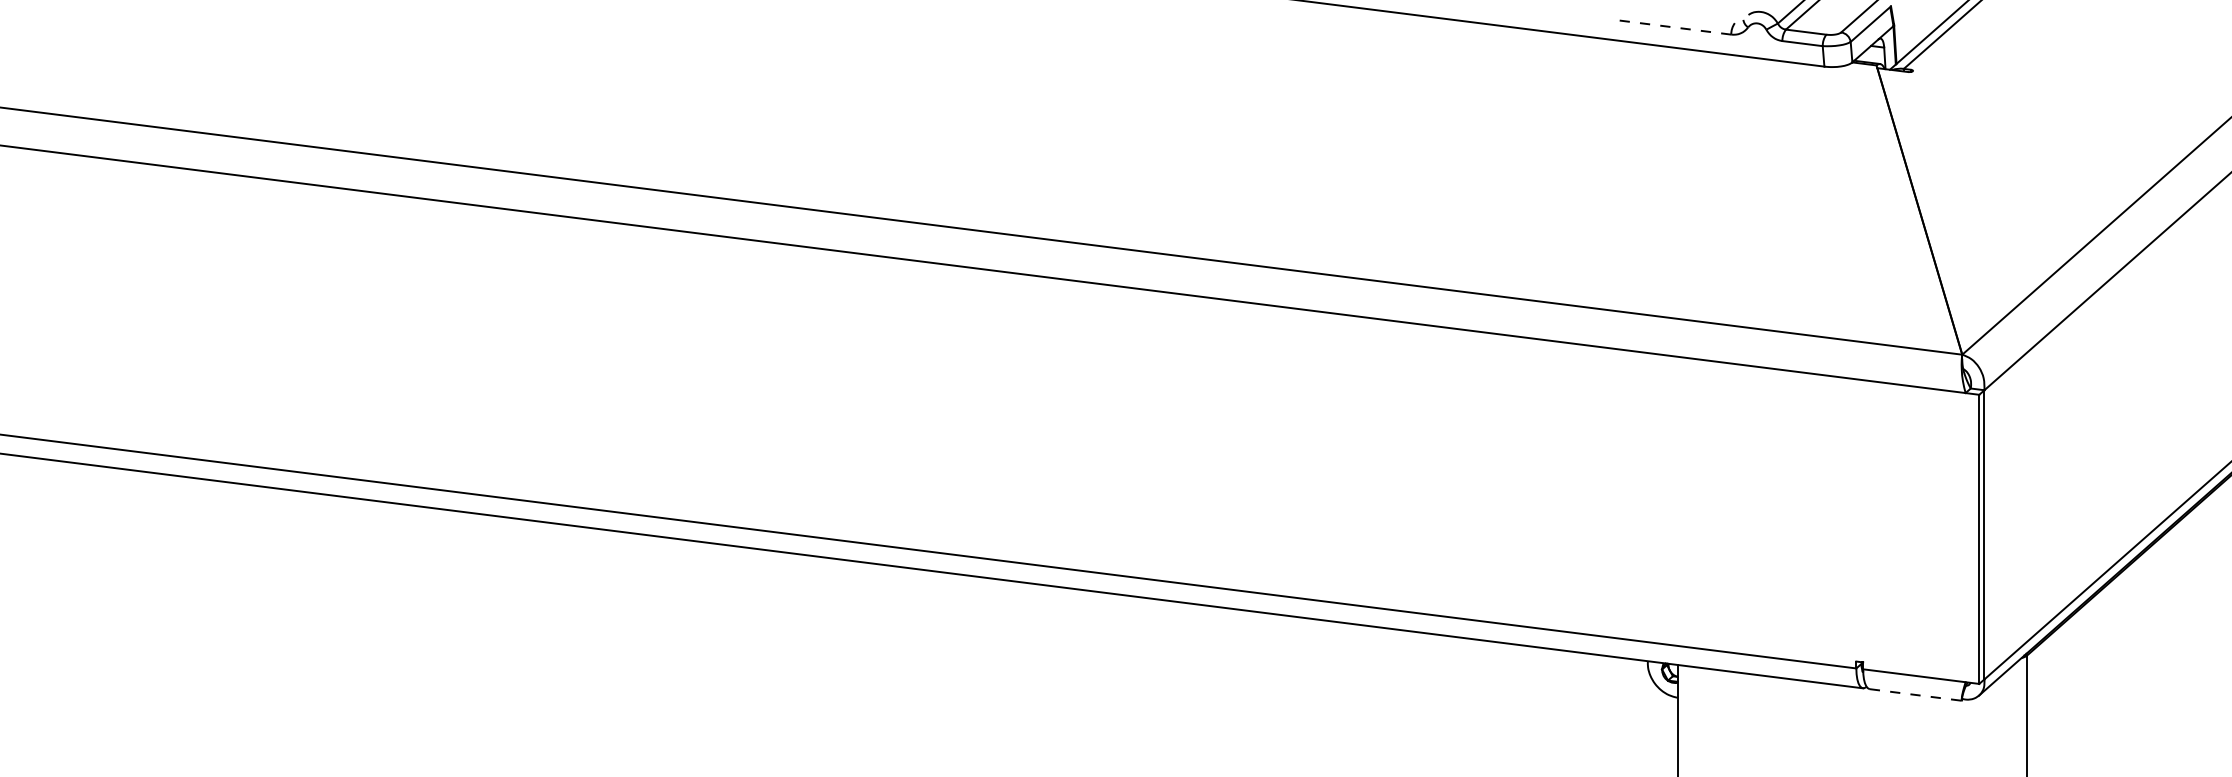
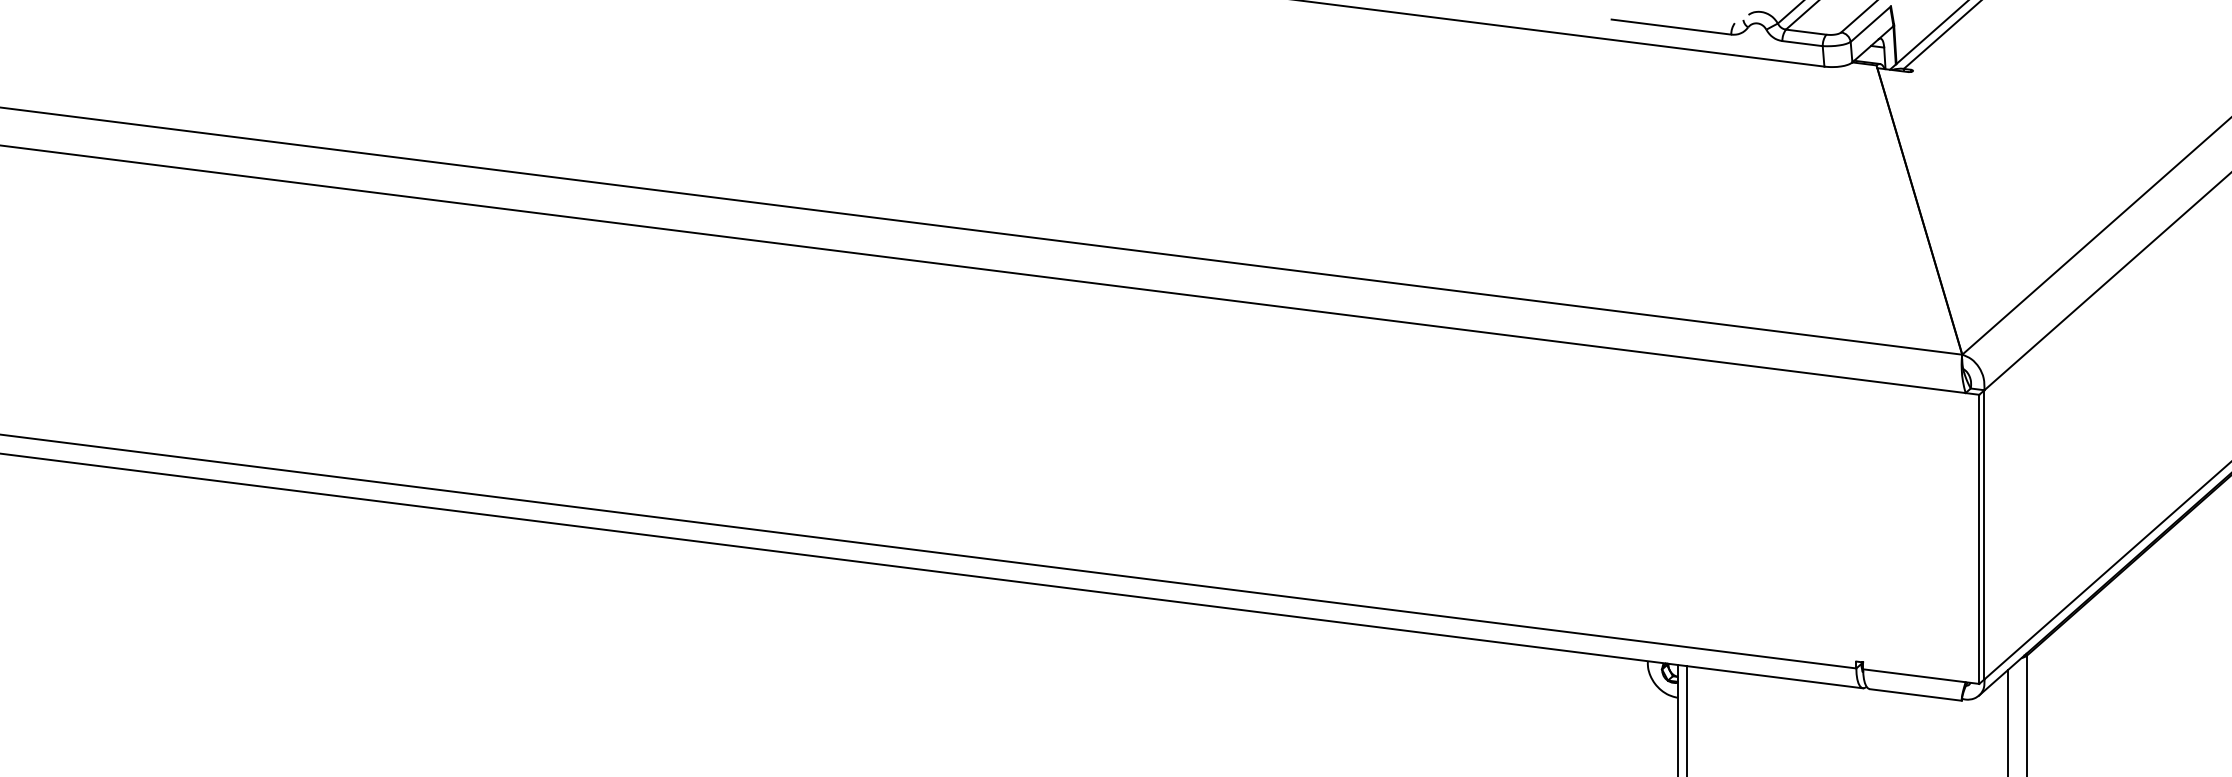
line: dashed -> solid (1670, 27)
line: dashed -> solid (1916, 695)
line: none -> present (1686, 719)
line: none -> present (2008, 721)
